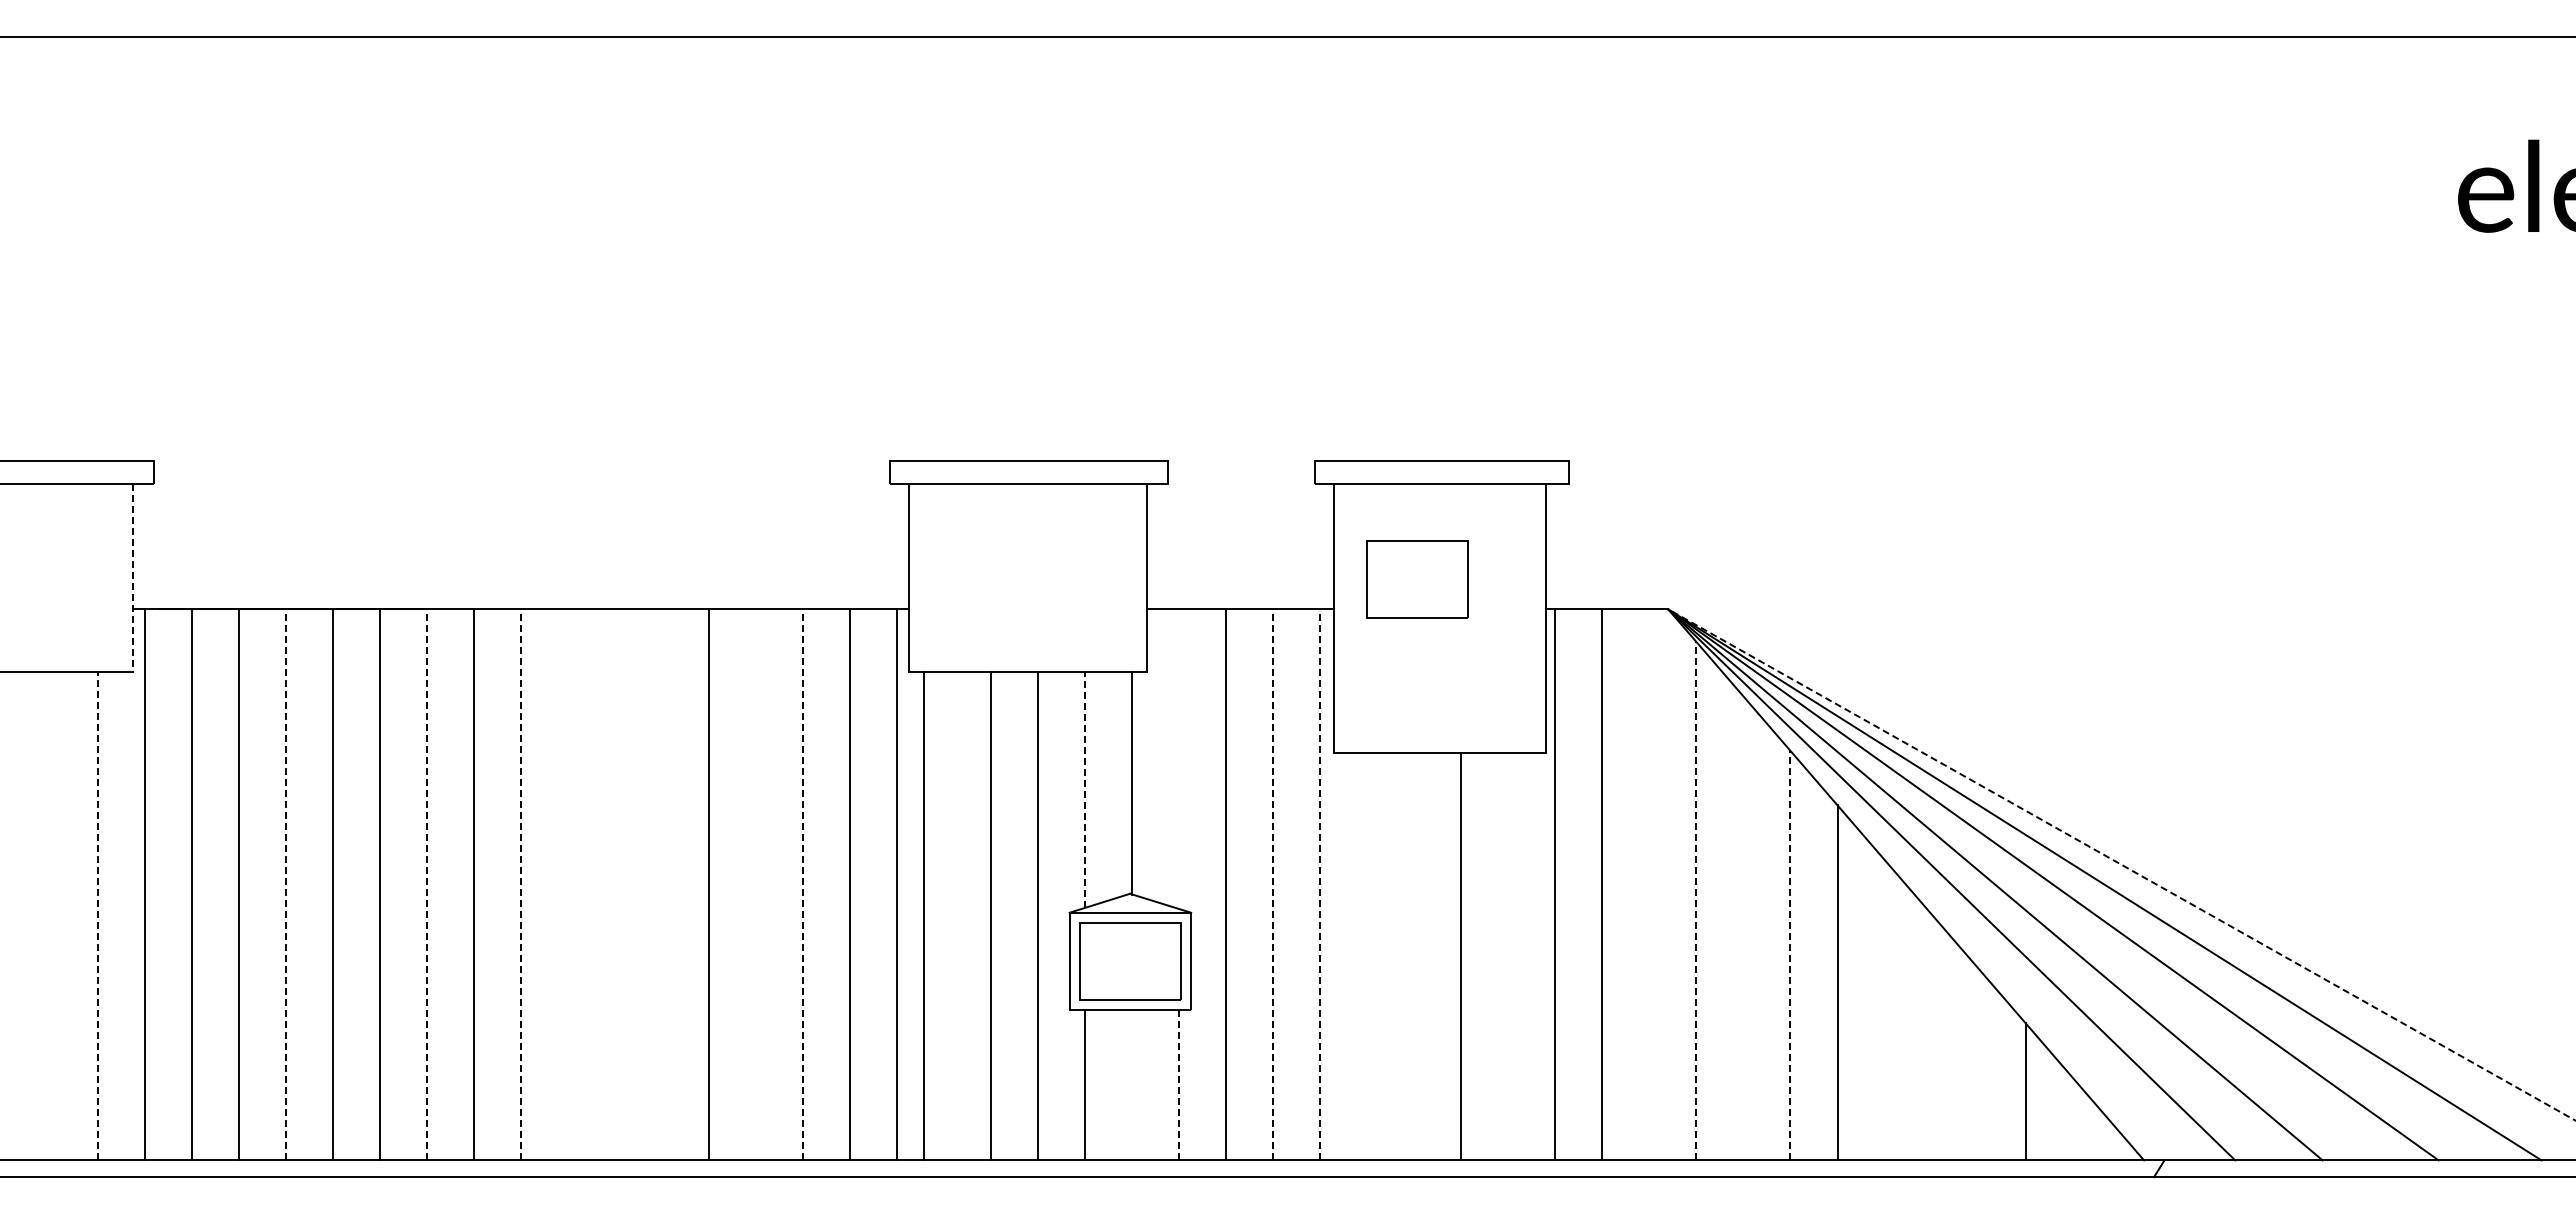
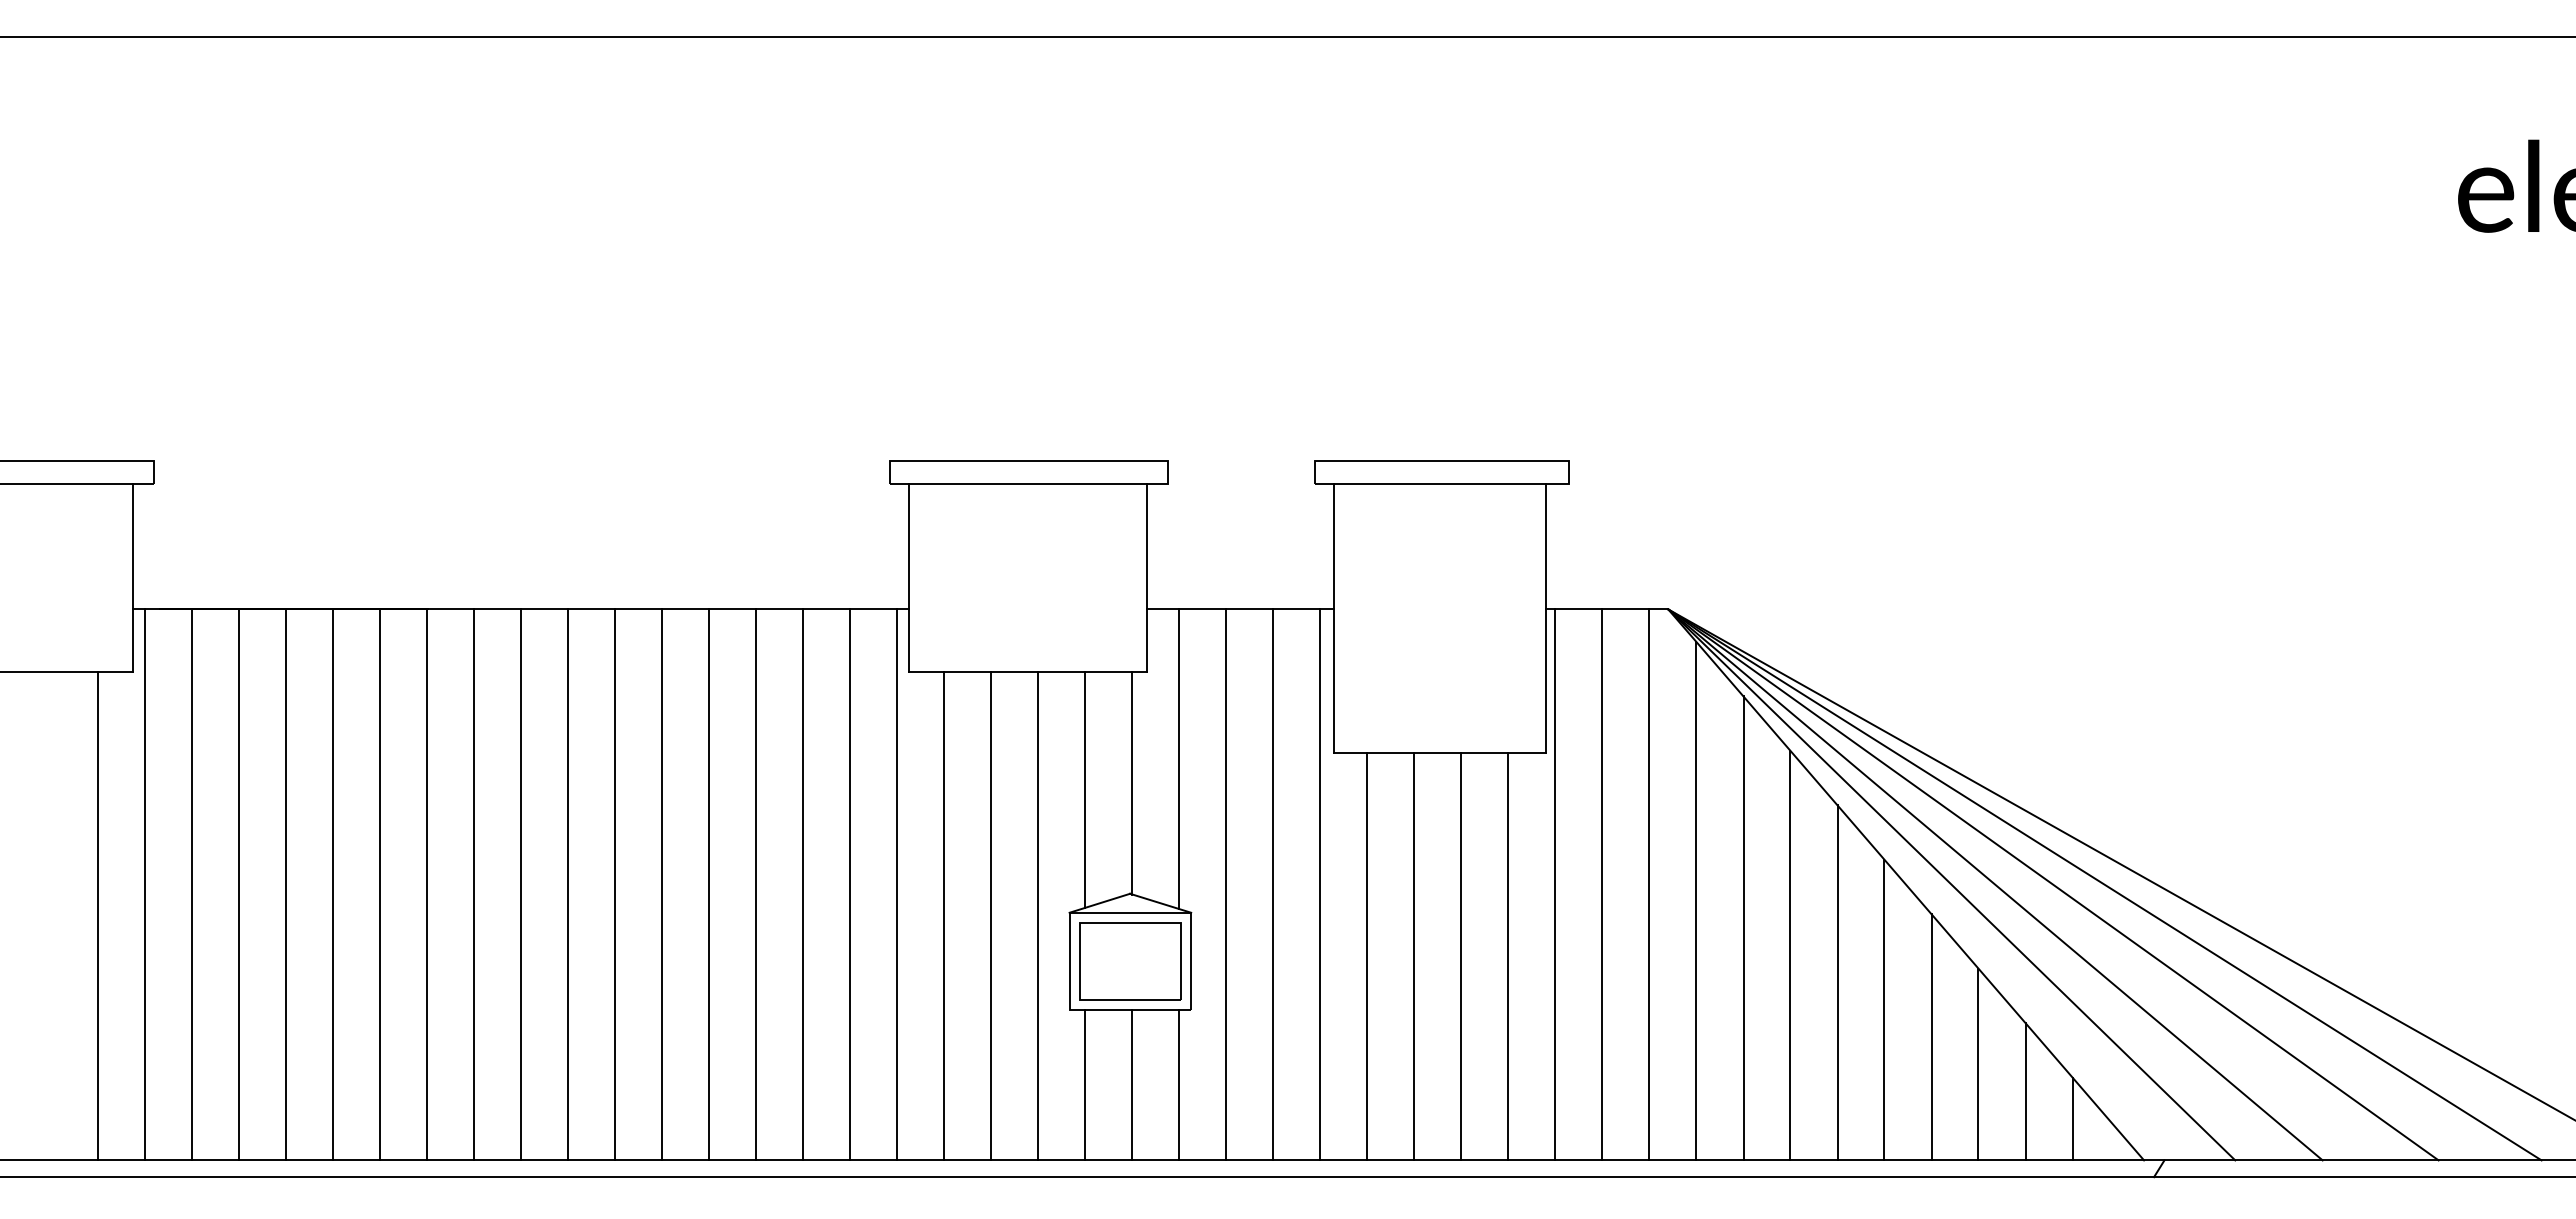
line: dashed -> solid (133, 578)
part: present -> none (1417, 579)
line: none -> present (1179, 759)
line: dashed -> solid (1085, 790)
line: dashed -> solid (2121, 865)
line: dashed -> solid (286, 884)
line: dashed -> solid (427, 884)
line: dashed -> solid (521, 884)
line: none -> present (568, 884)
line: none -> present (615, 884)
line: none -> present (662, 884)
line: none -> present (756, 884)
line: dashed -> solid (803, 884)
line: dashed -> solid (1273, 884)
line: dashed -> solid (1320, 884)
line: none -> present (1649, 884)
line: dashed -> solid (1696, 900)
line: dashed -> solid (97, 915)
line position: (924, 916) -> (944, 916) (944, 916)
line: none -> present (1743, 928)
line: dashed -> solid (1790, 955)
line: none -> present (1367, 956)
line: none -> present (1414, 956)
line: none -> present (1508, 956)
line: none -> present (1884, 1009)
line: none -> present (1931, 1037)
line: none -> present (1978, 1064)
line: none -> present (1132, 1084)
line: dashed -> solid (1179, 1084)
line: none -> present (2072, 1118)
